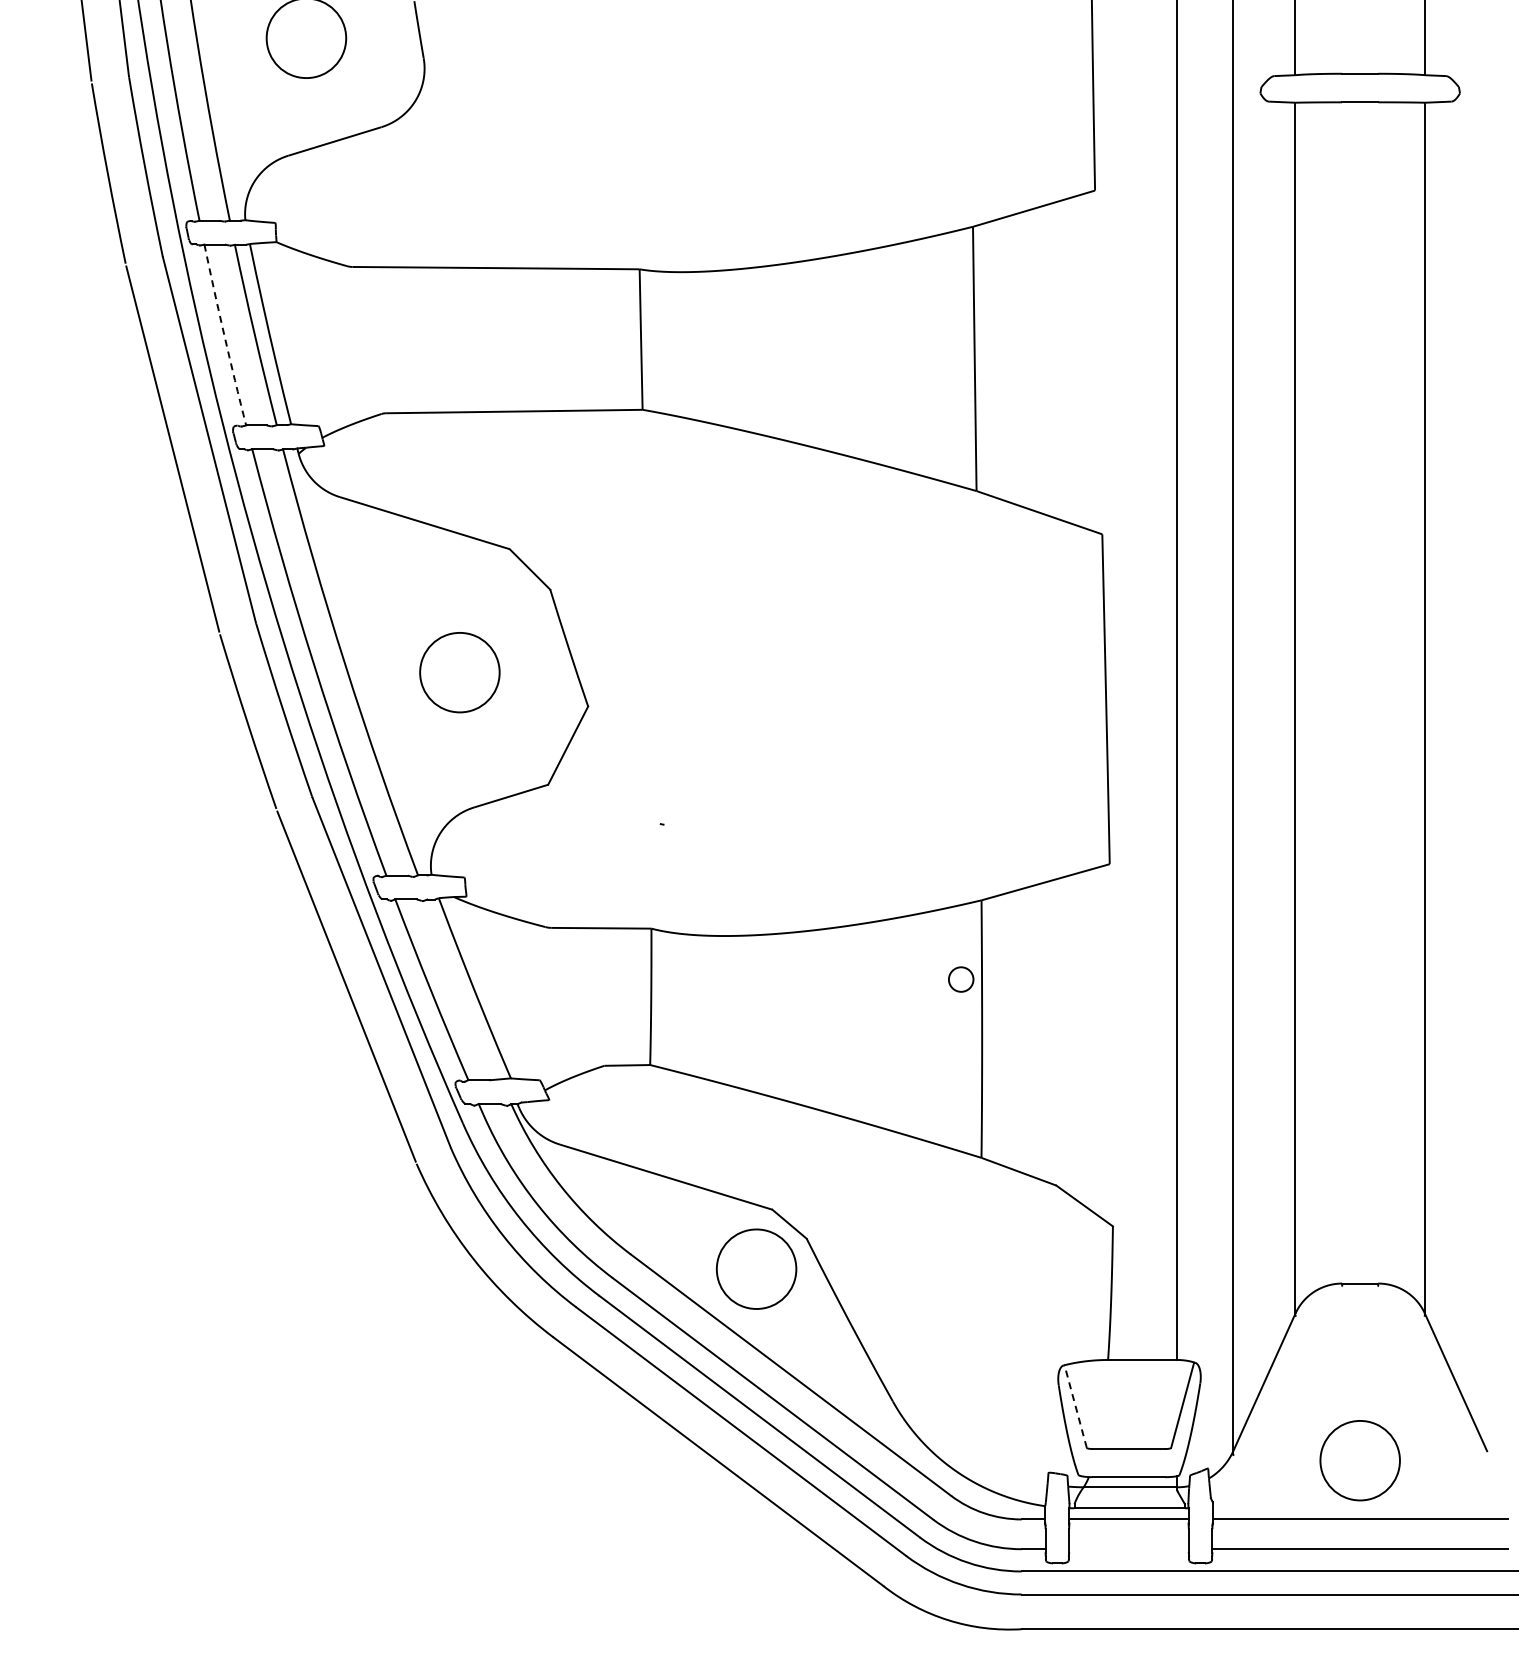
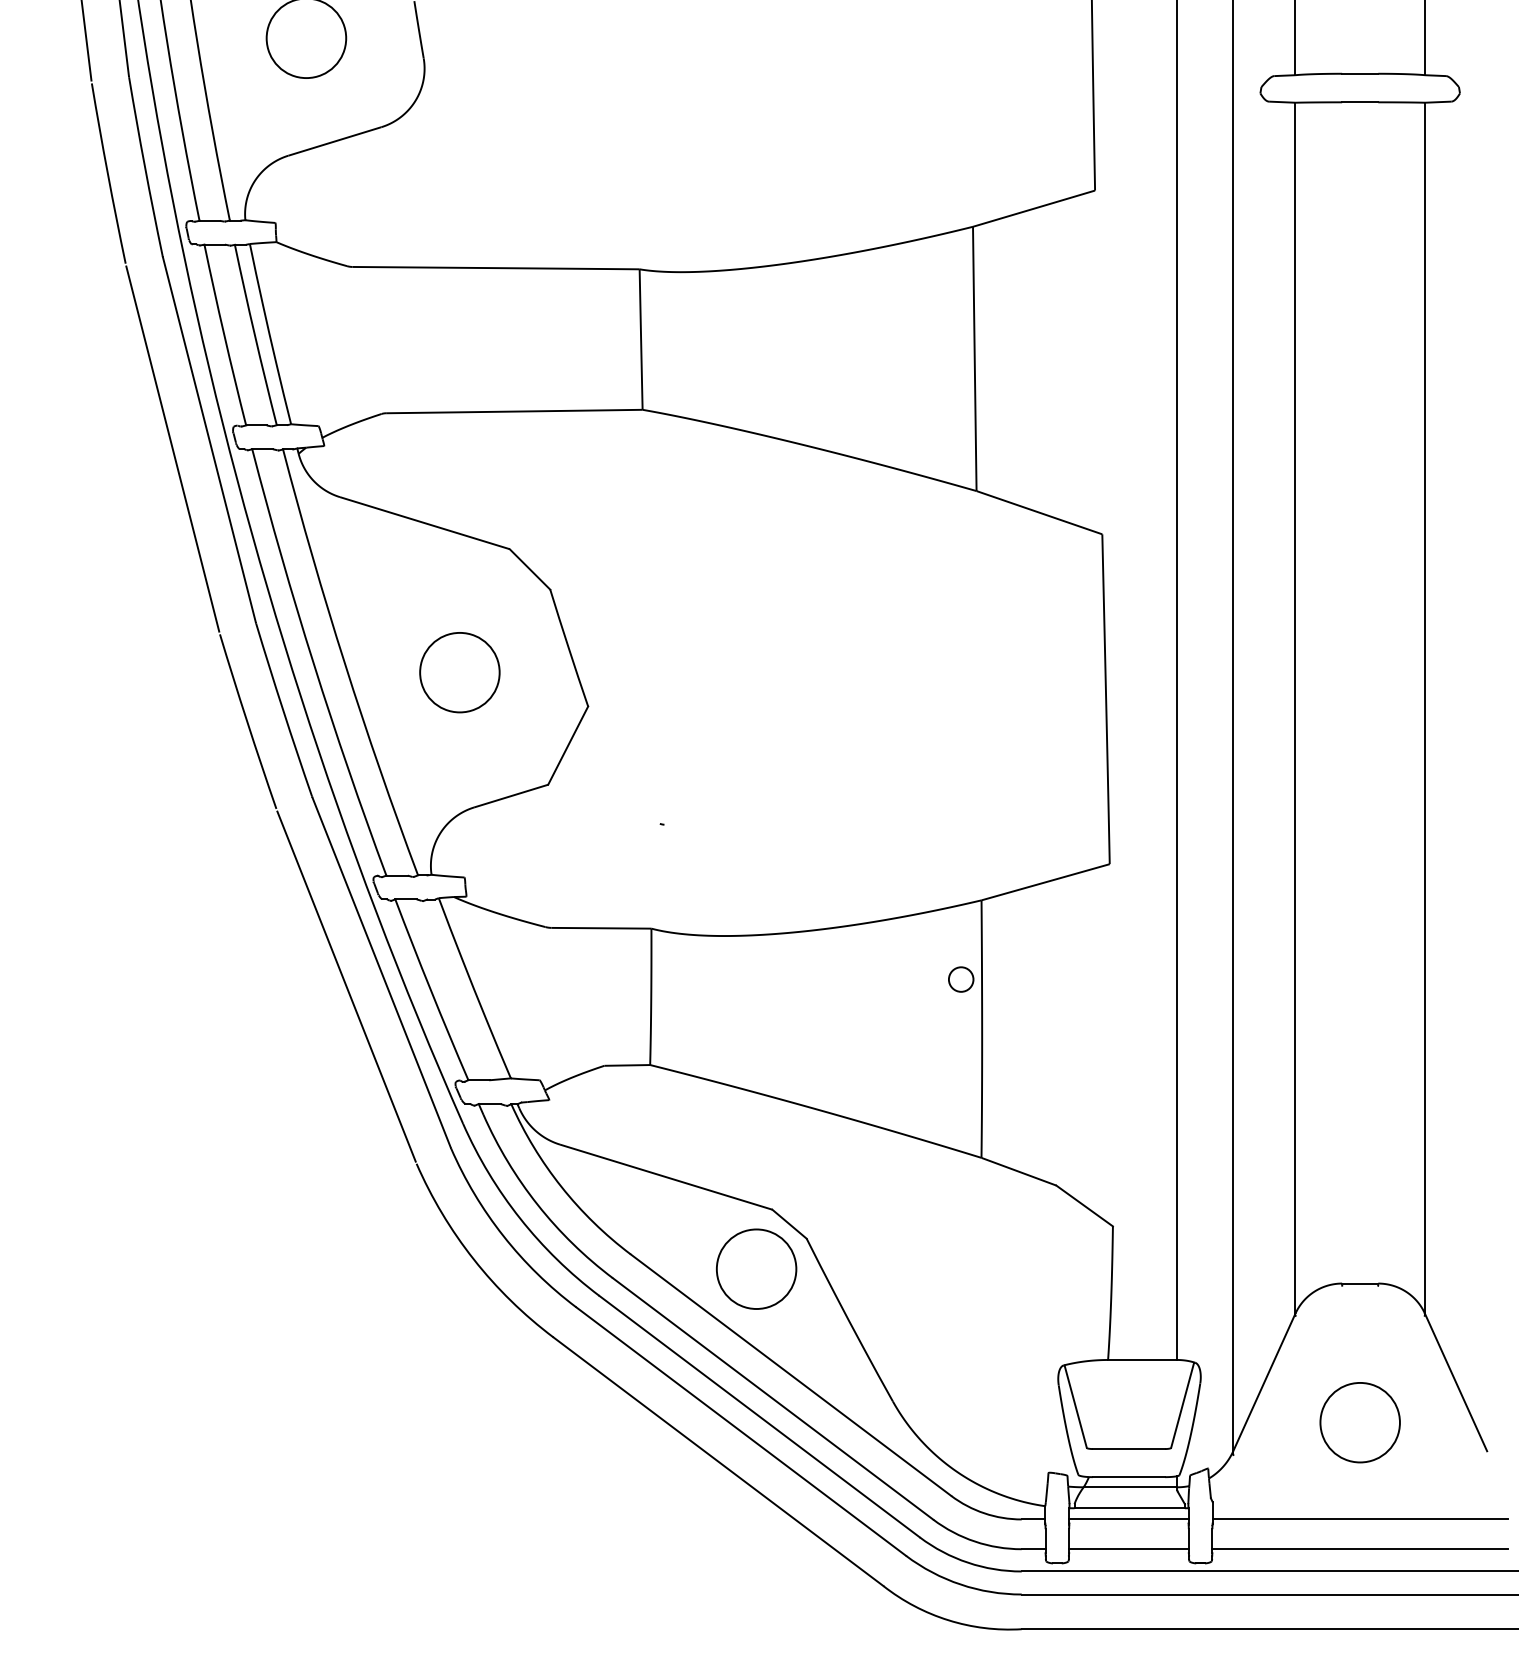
arc: dashed -> solid (224, 335)
line: dashed -> solid (1075, 1406)
circle position: (1359, 1460) -> (1359, 1422) (1359, 1422)
line: none -> present (1128, 1549)
